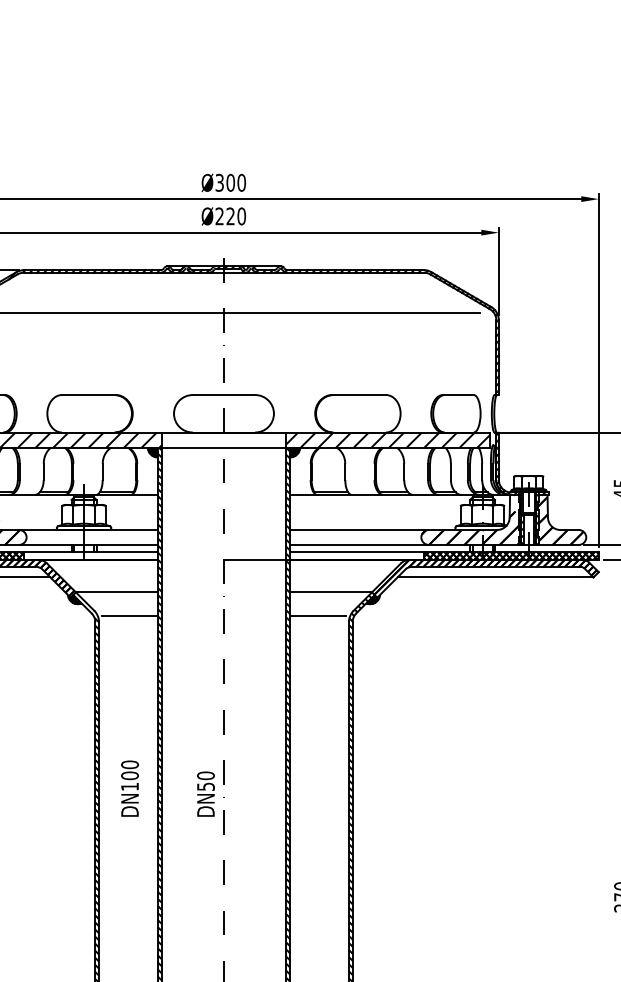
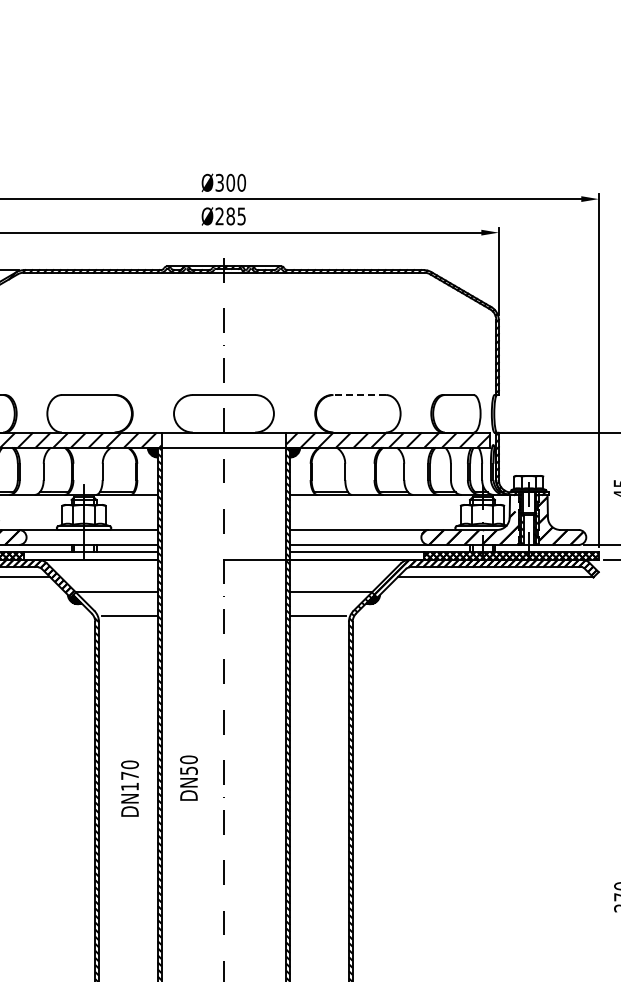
text: Ø220 -> Ø285 (236, 216)
line: present -> none (240, 312)
line: solid -> dashed (359, 395)
text: DN100 -> DN170 (129, 775)
text position: (205, 793) -> (188, 777) (188, 777)
